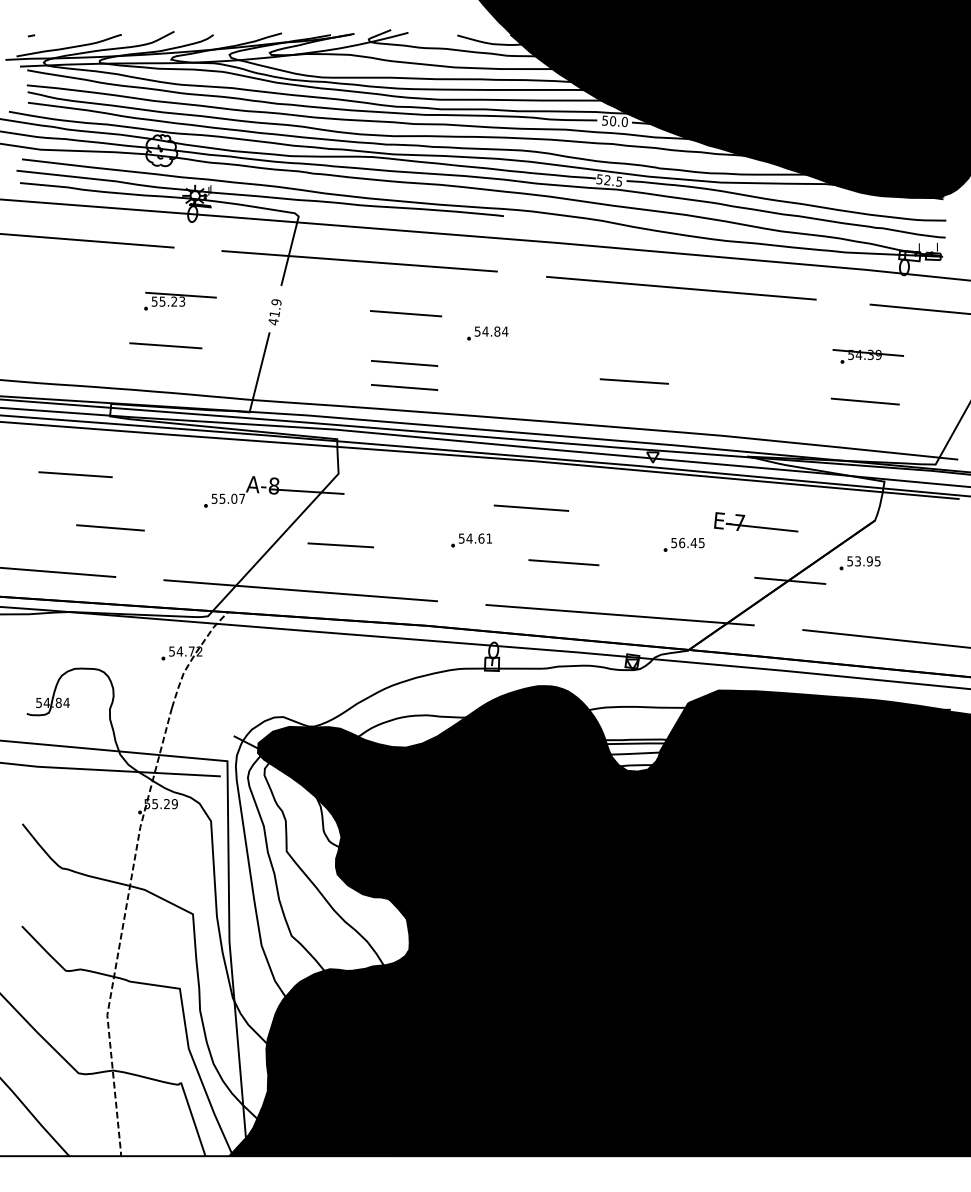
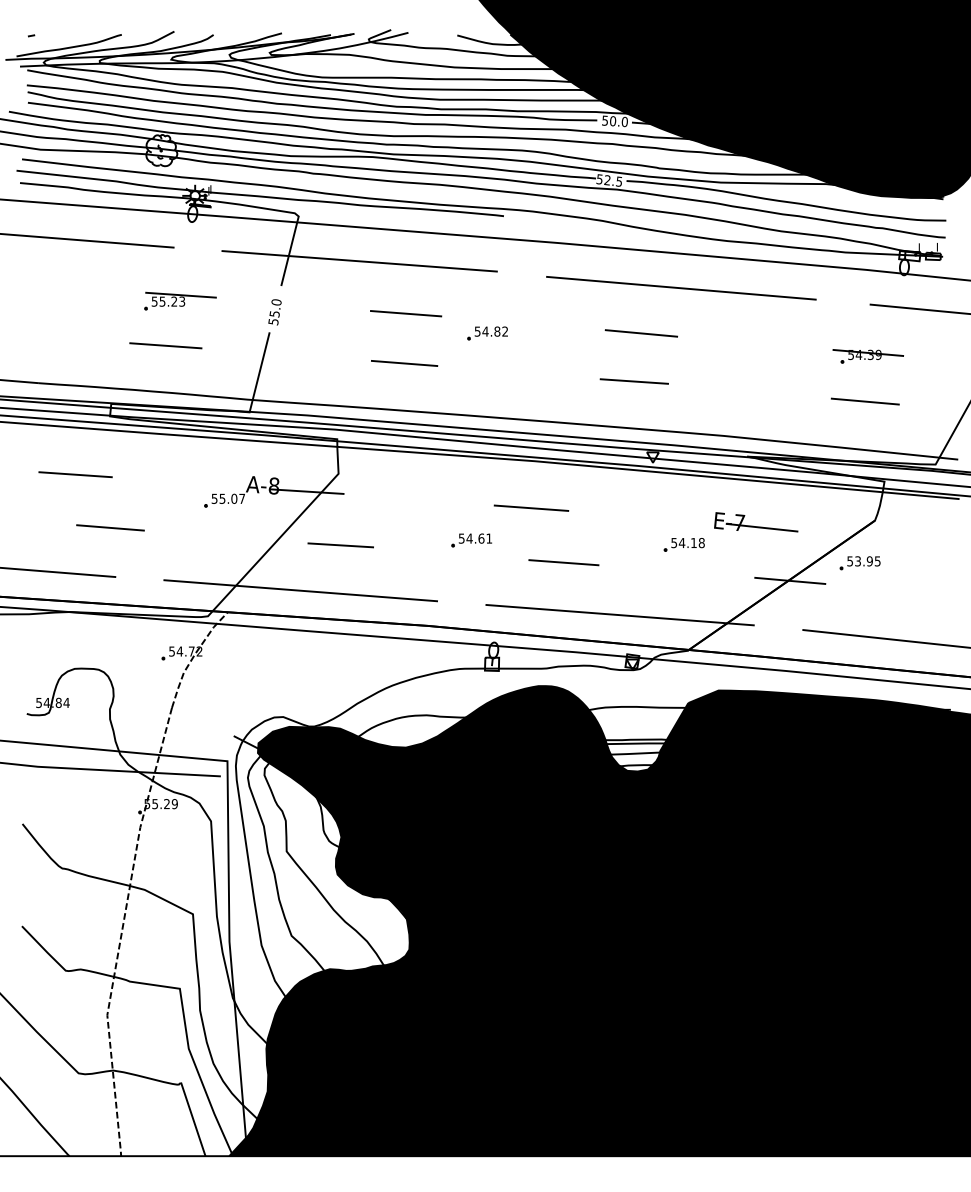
text: 41.9 -> 55.0 (274, 312)
text: 54.84 -> 54.82 (505, 331)
line: none -> present (640, 333)
line: present -> none (404, 387)
text: 56.45 -> 54.18 (691, 542)
